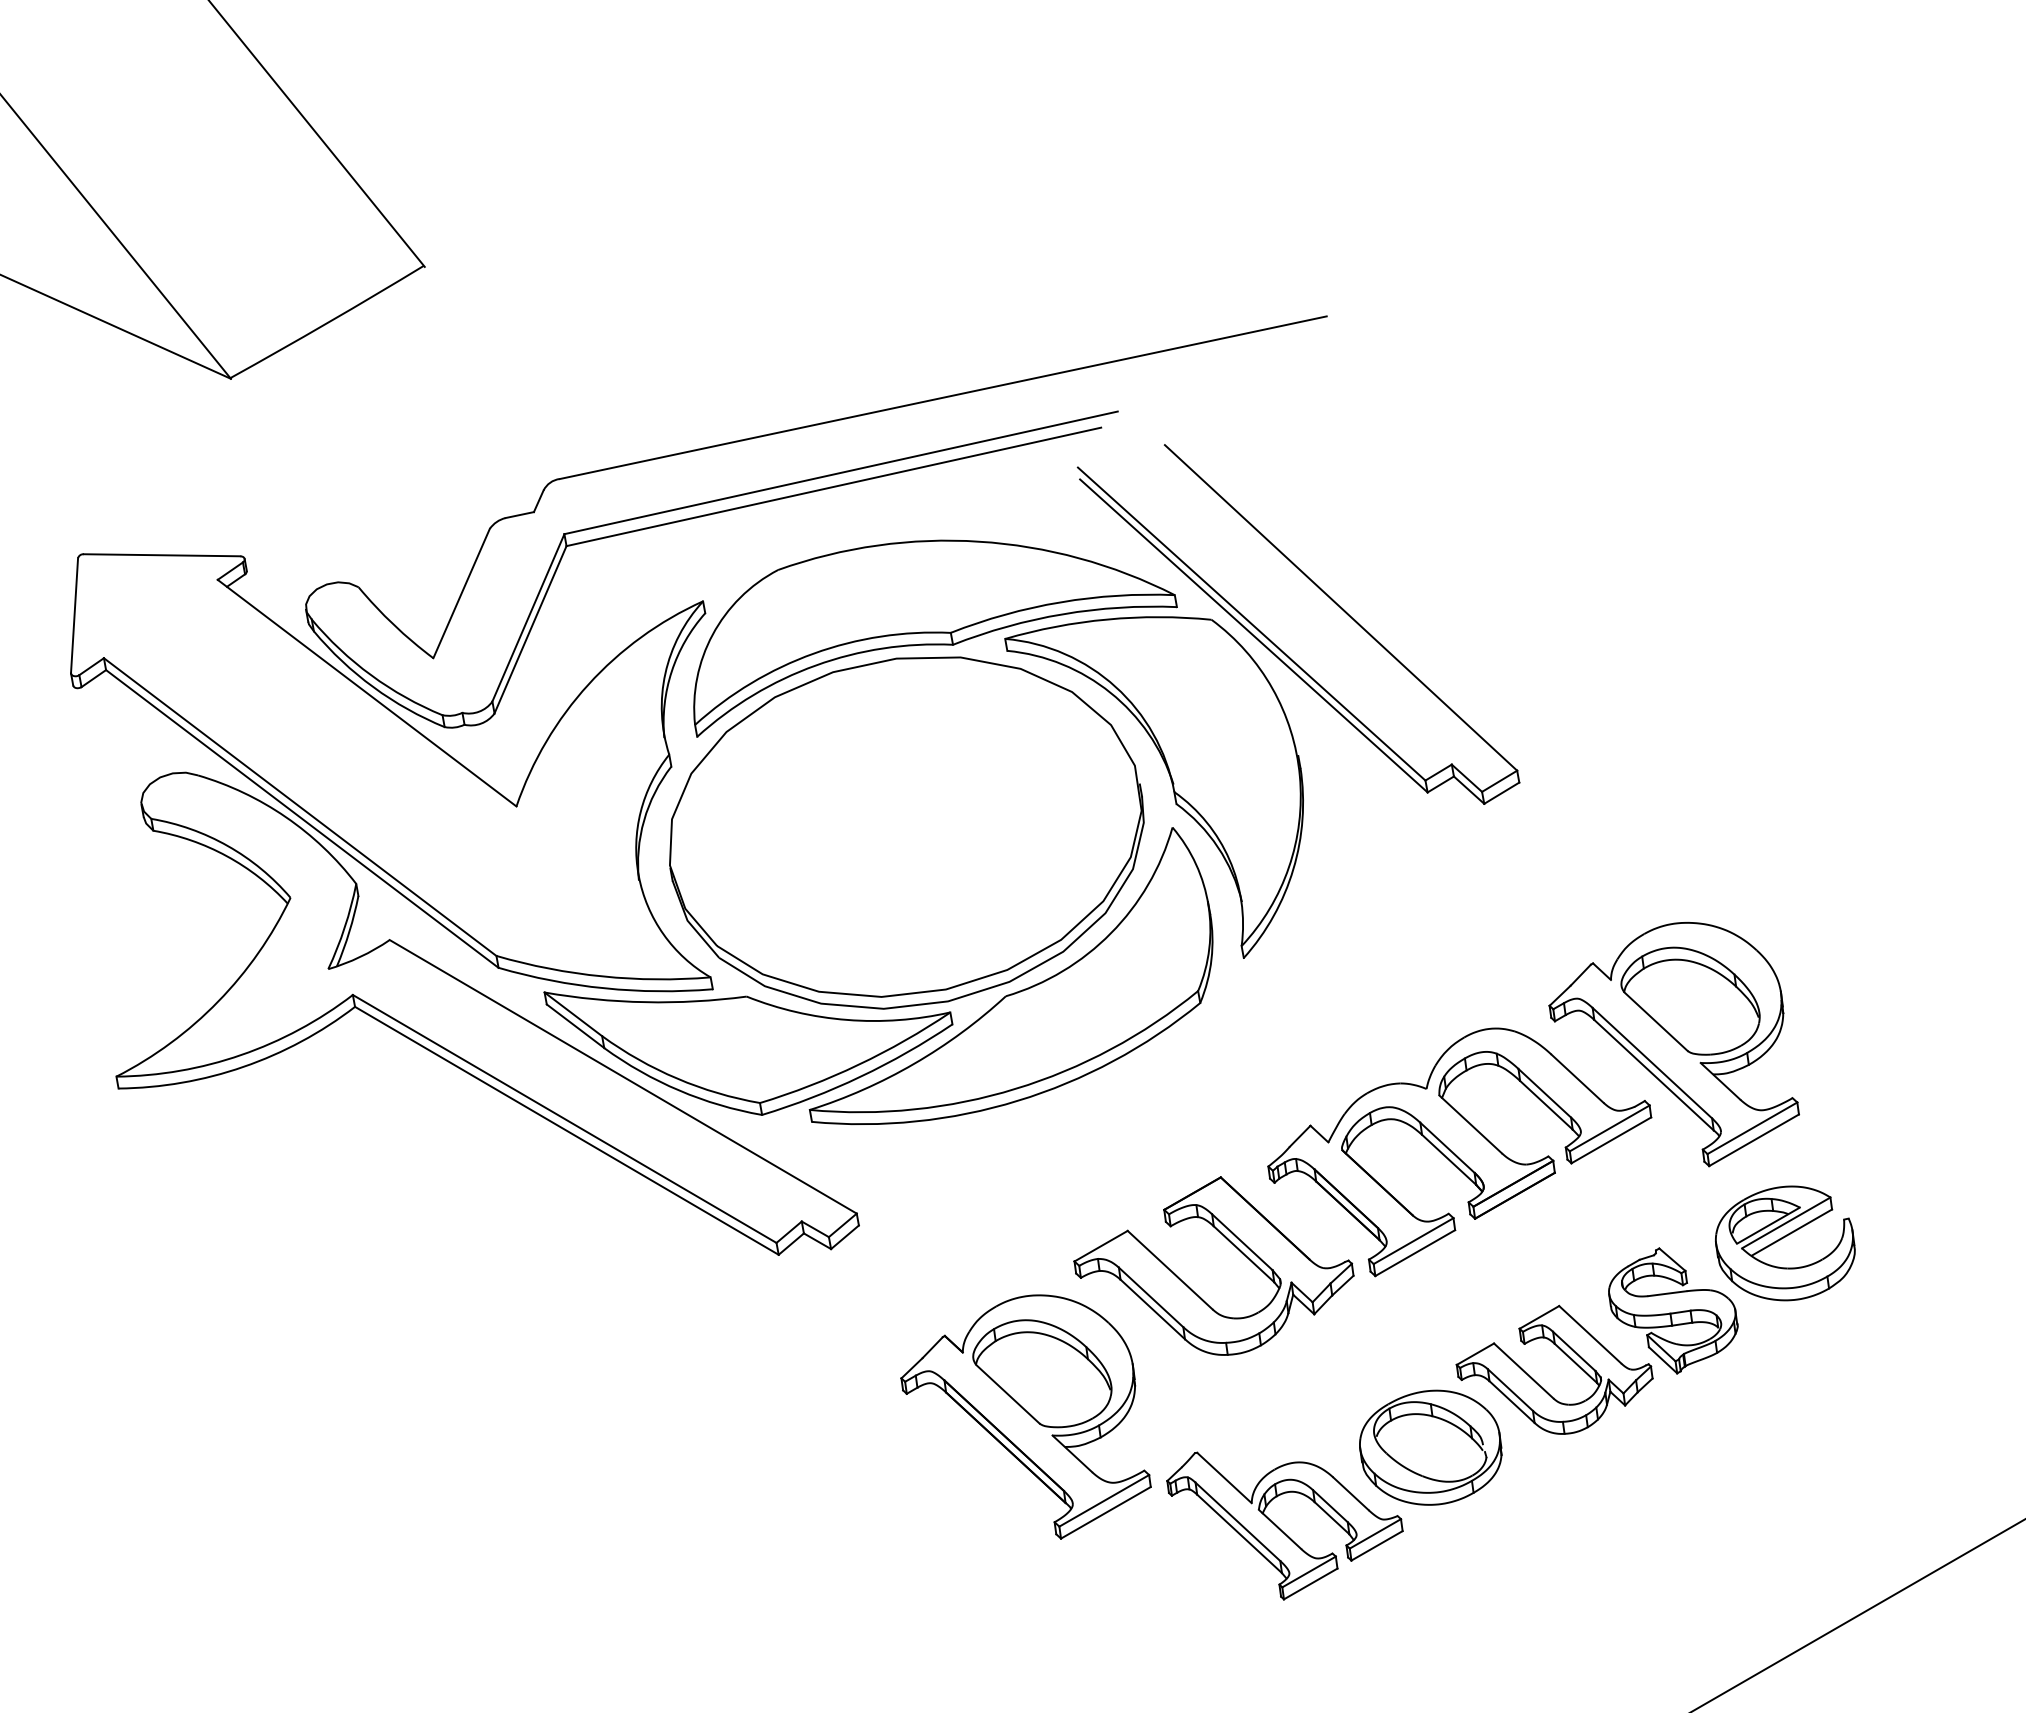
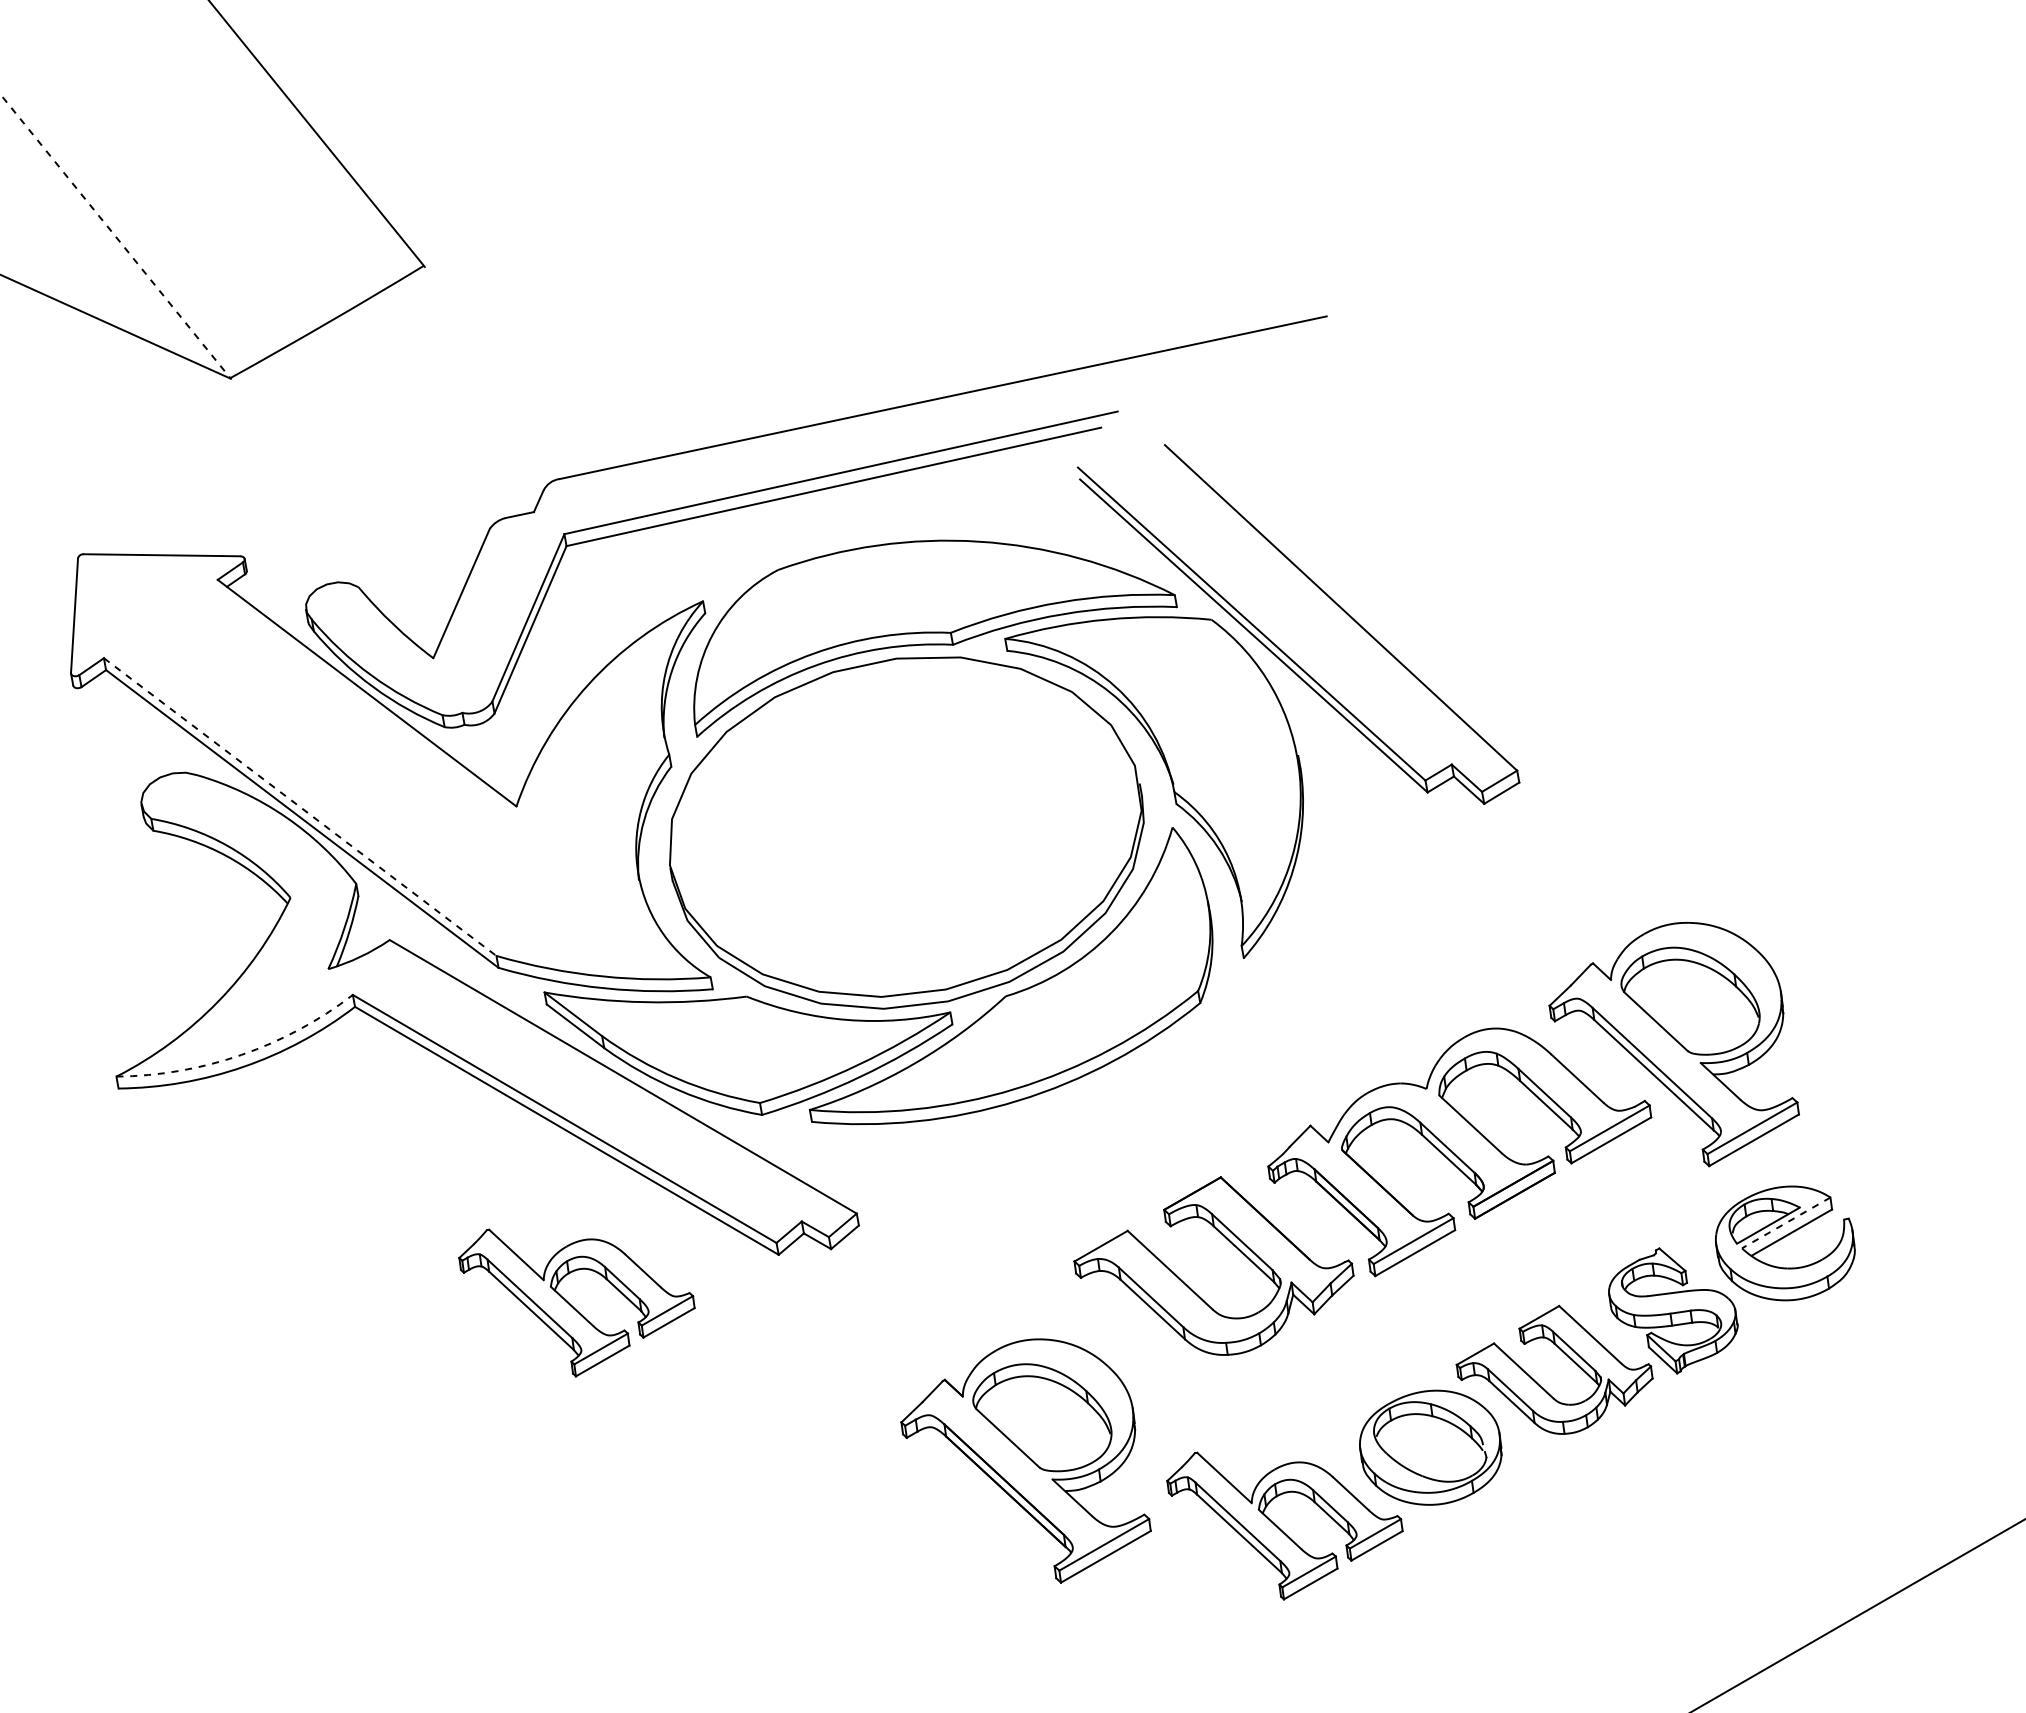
line: solid -> dashed (115, 236)
line: solid -> dashed (300, 807)
arc: solid -> dashed (241, 1055)
line: solid -> dashed (1786, 1222)
part: none -> present (576, 1302)
part position: (1025, 1416) -> (1025, 1460) (1025, 1460)
